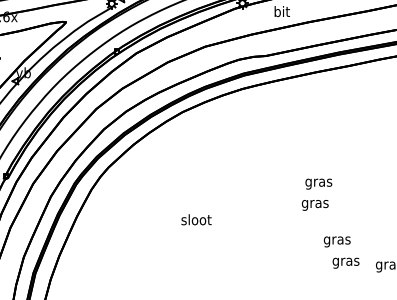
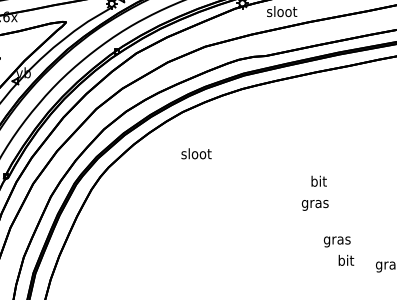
text: bit -> sloot (282, 11)
text: gras -> bit (318, 182)
text position: (196, 219) -> (196, 153) (196, 153)
text: gras -> bit (345, 261)
